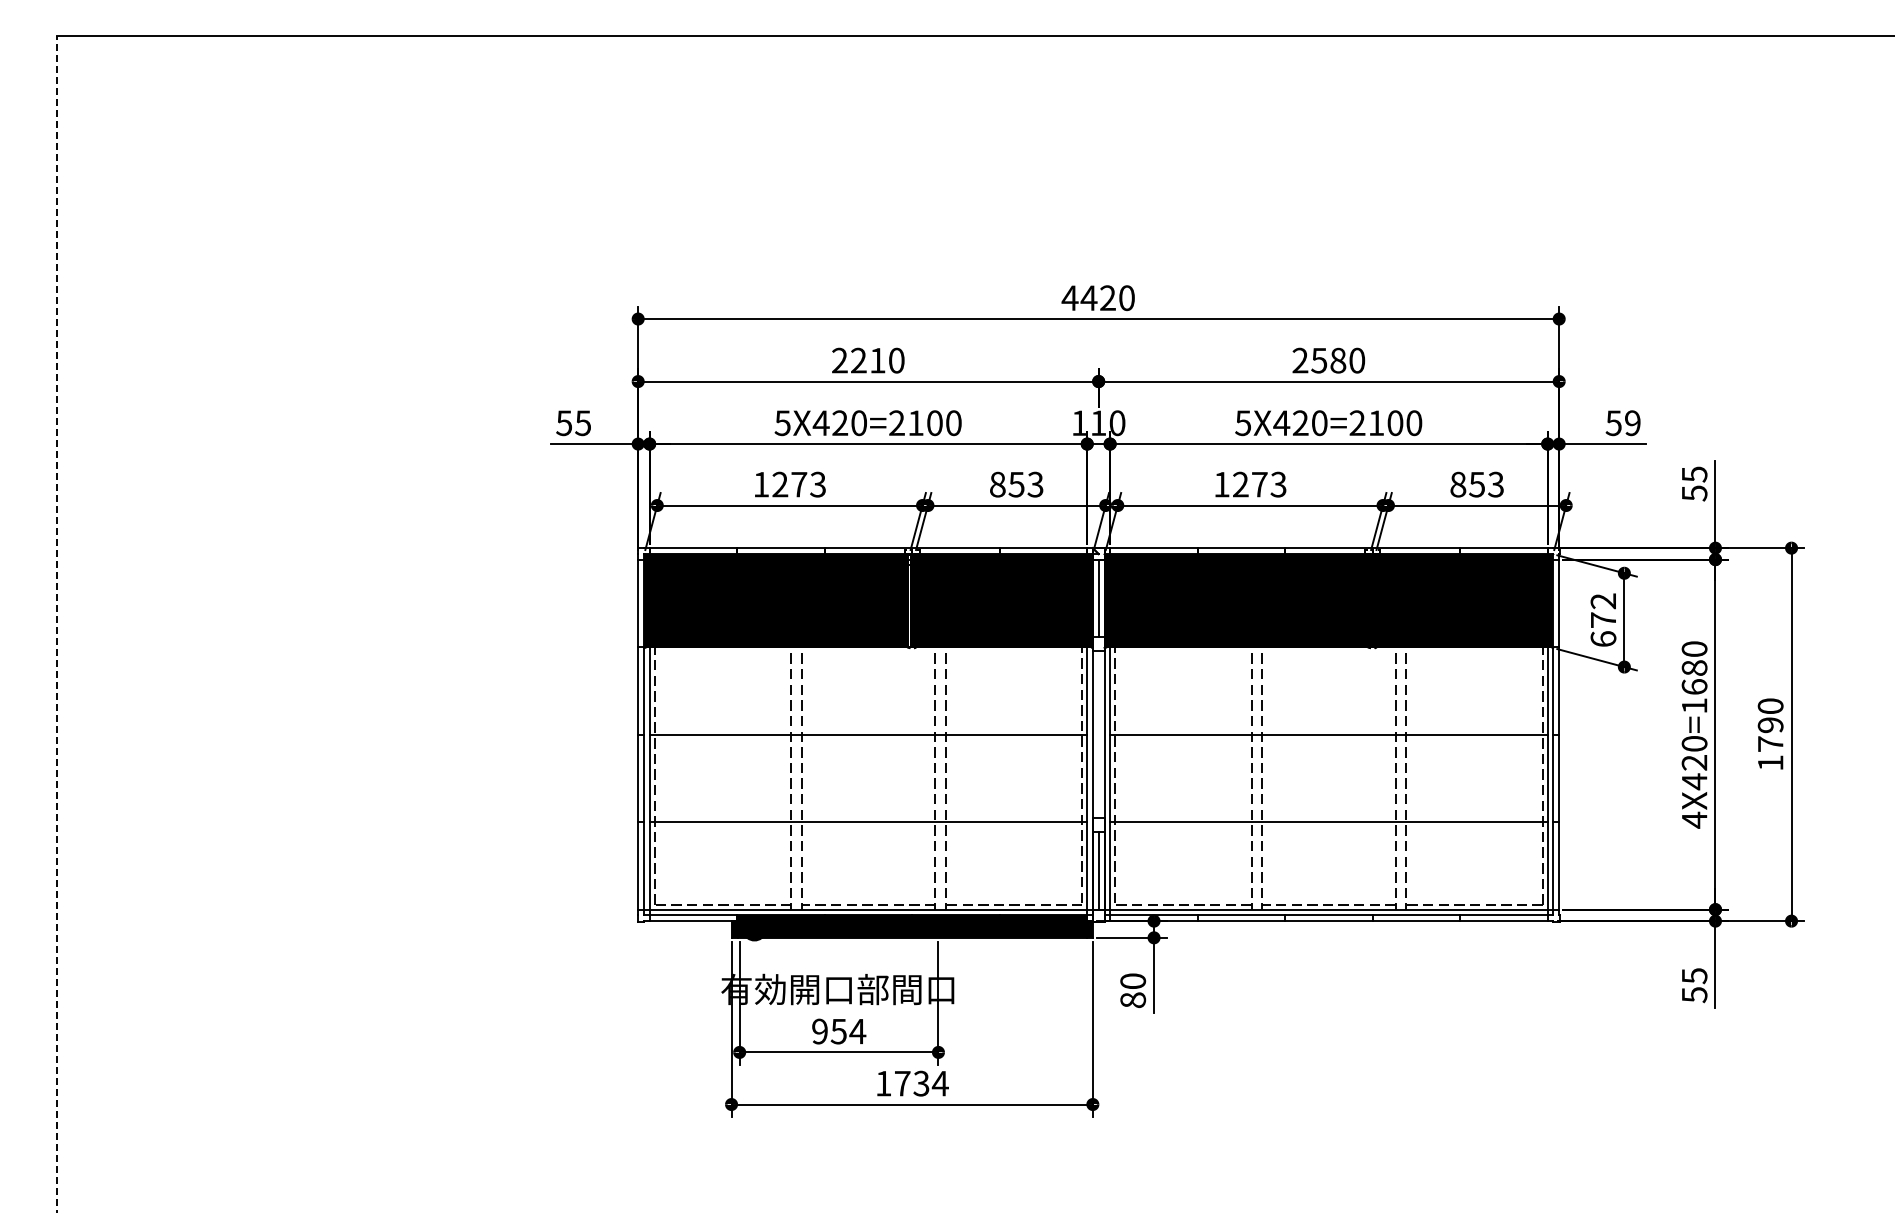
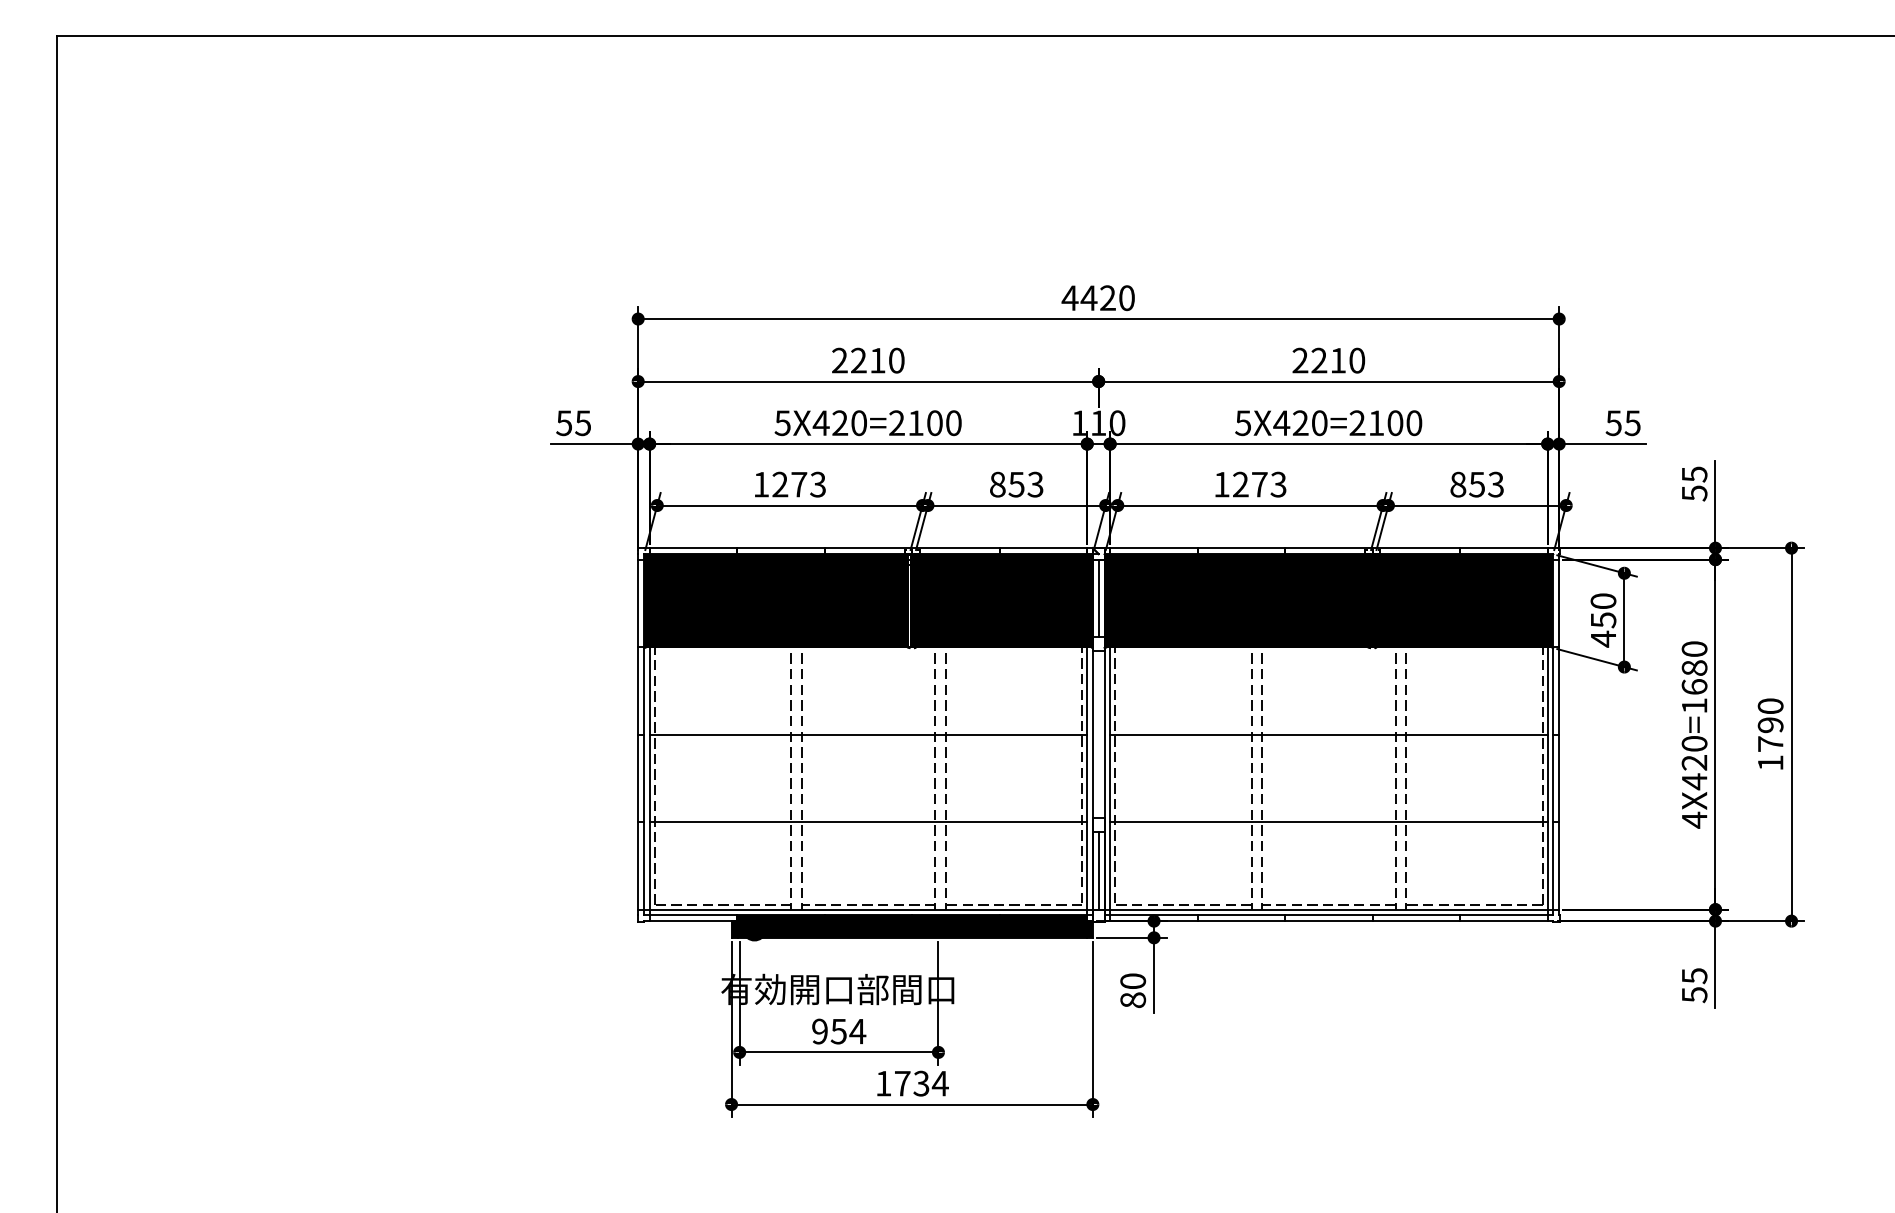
text: 2580 -> 2210 (1328, 360)
text: 59 -> 55 (1632, 423)
text: 672 -> 450 (1603, 620)
line: dashed -> solid (56, 623)
